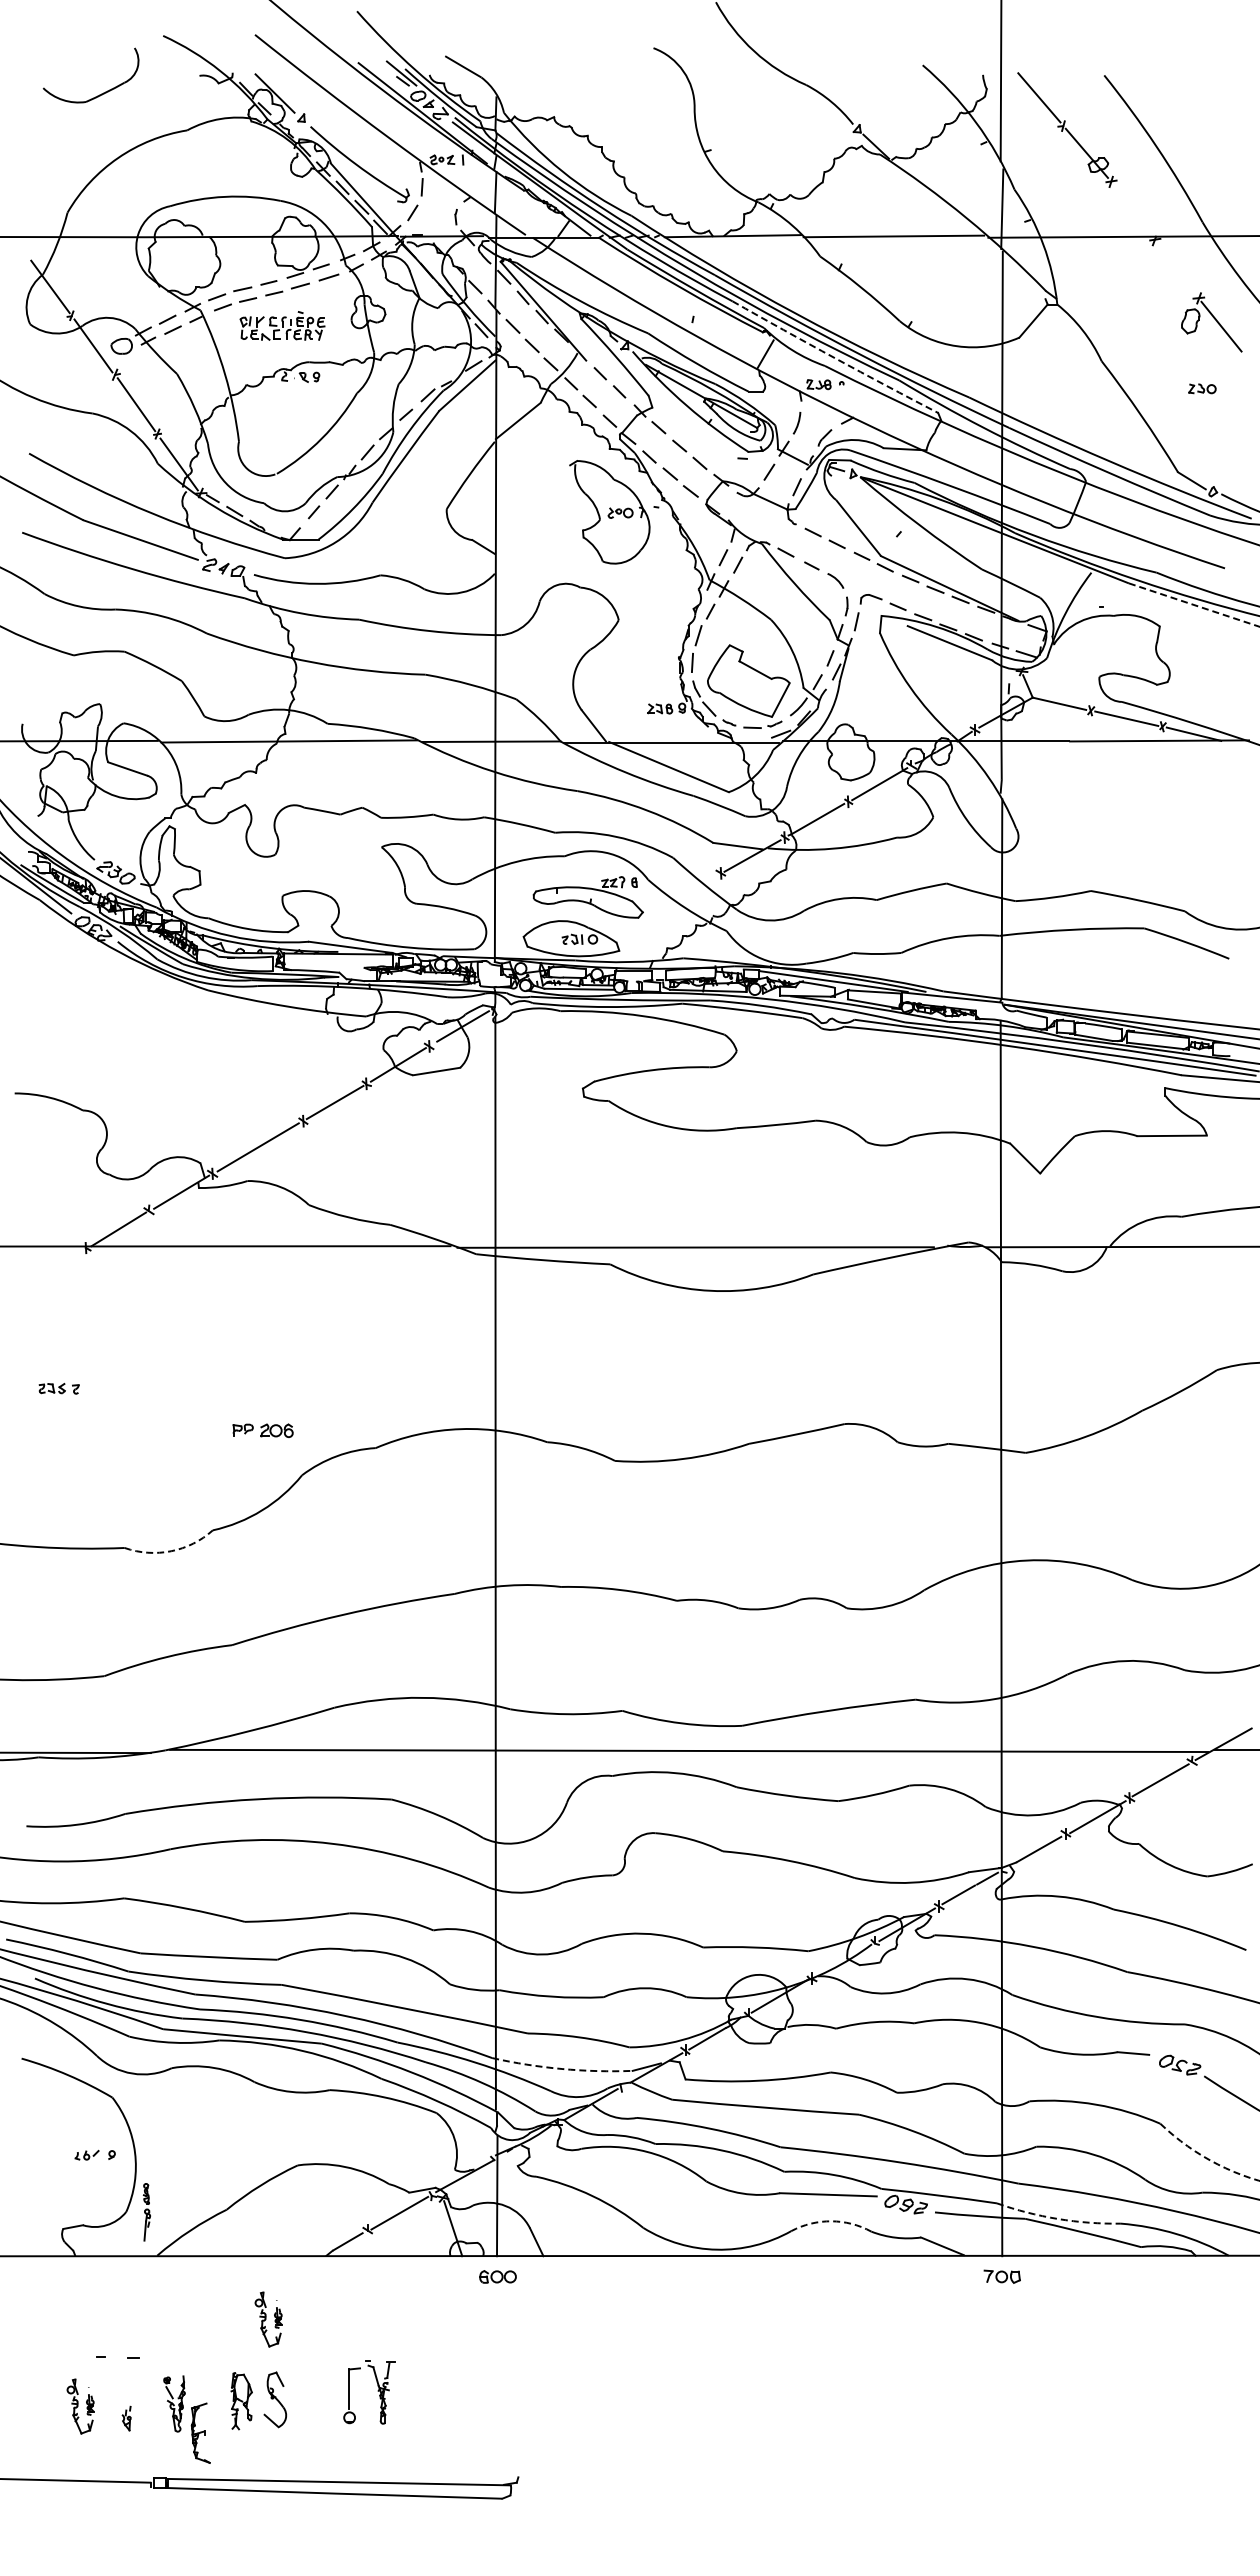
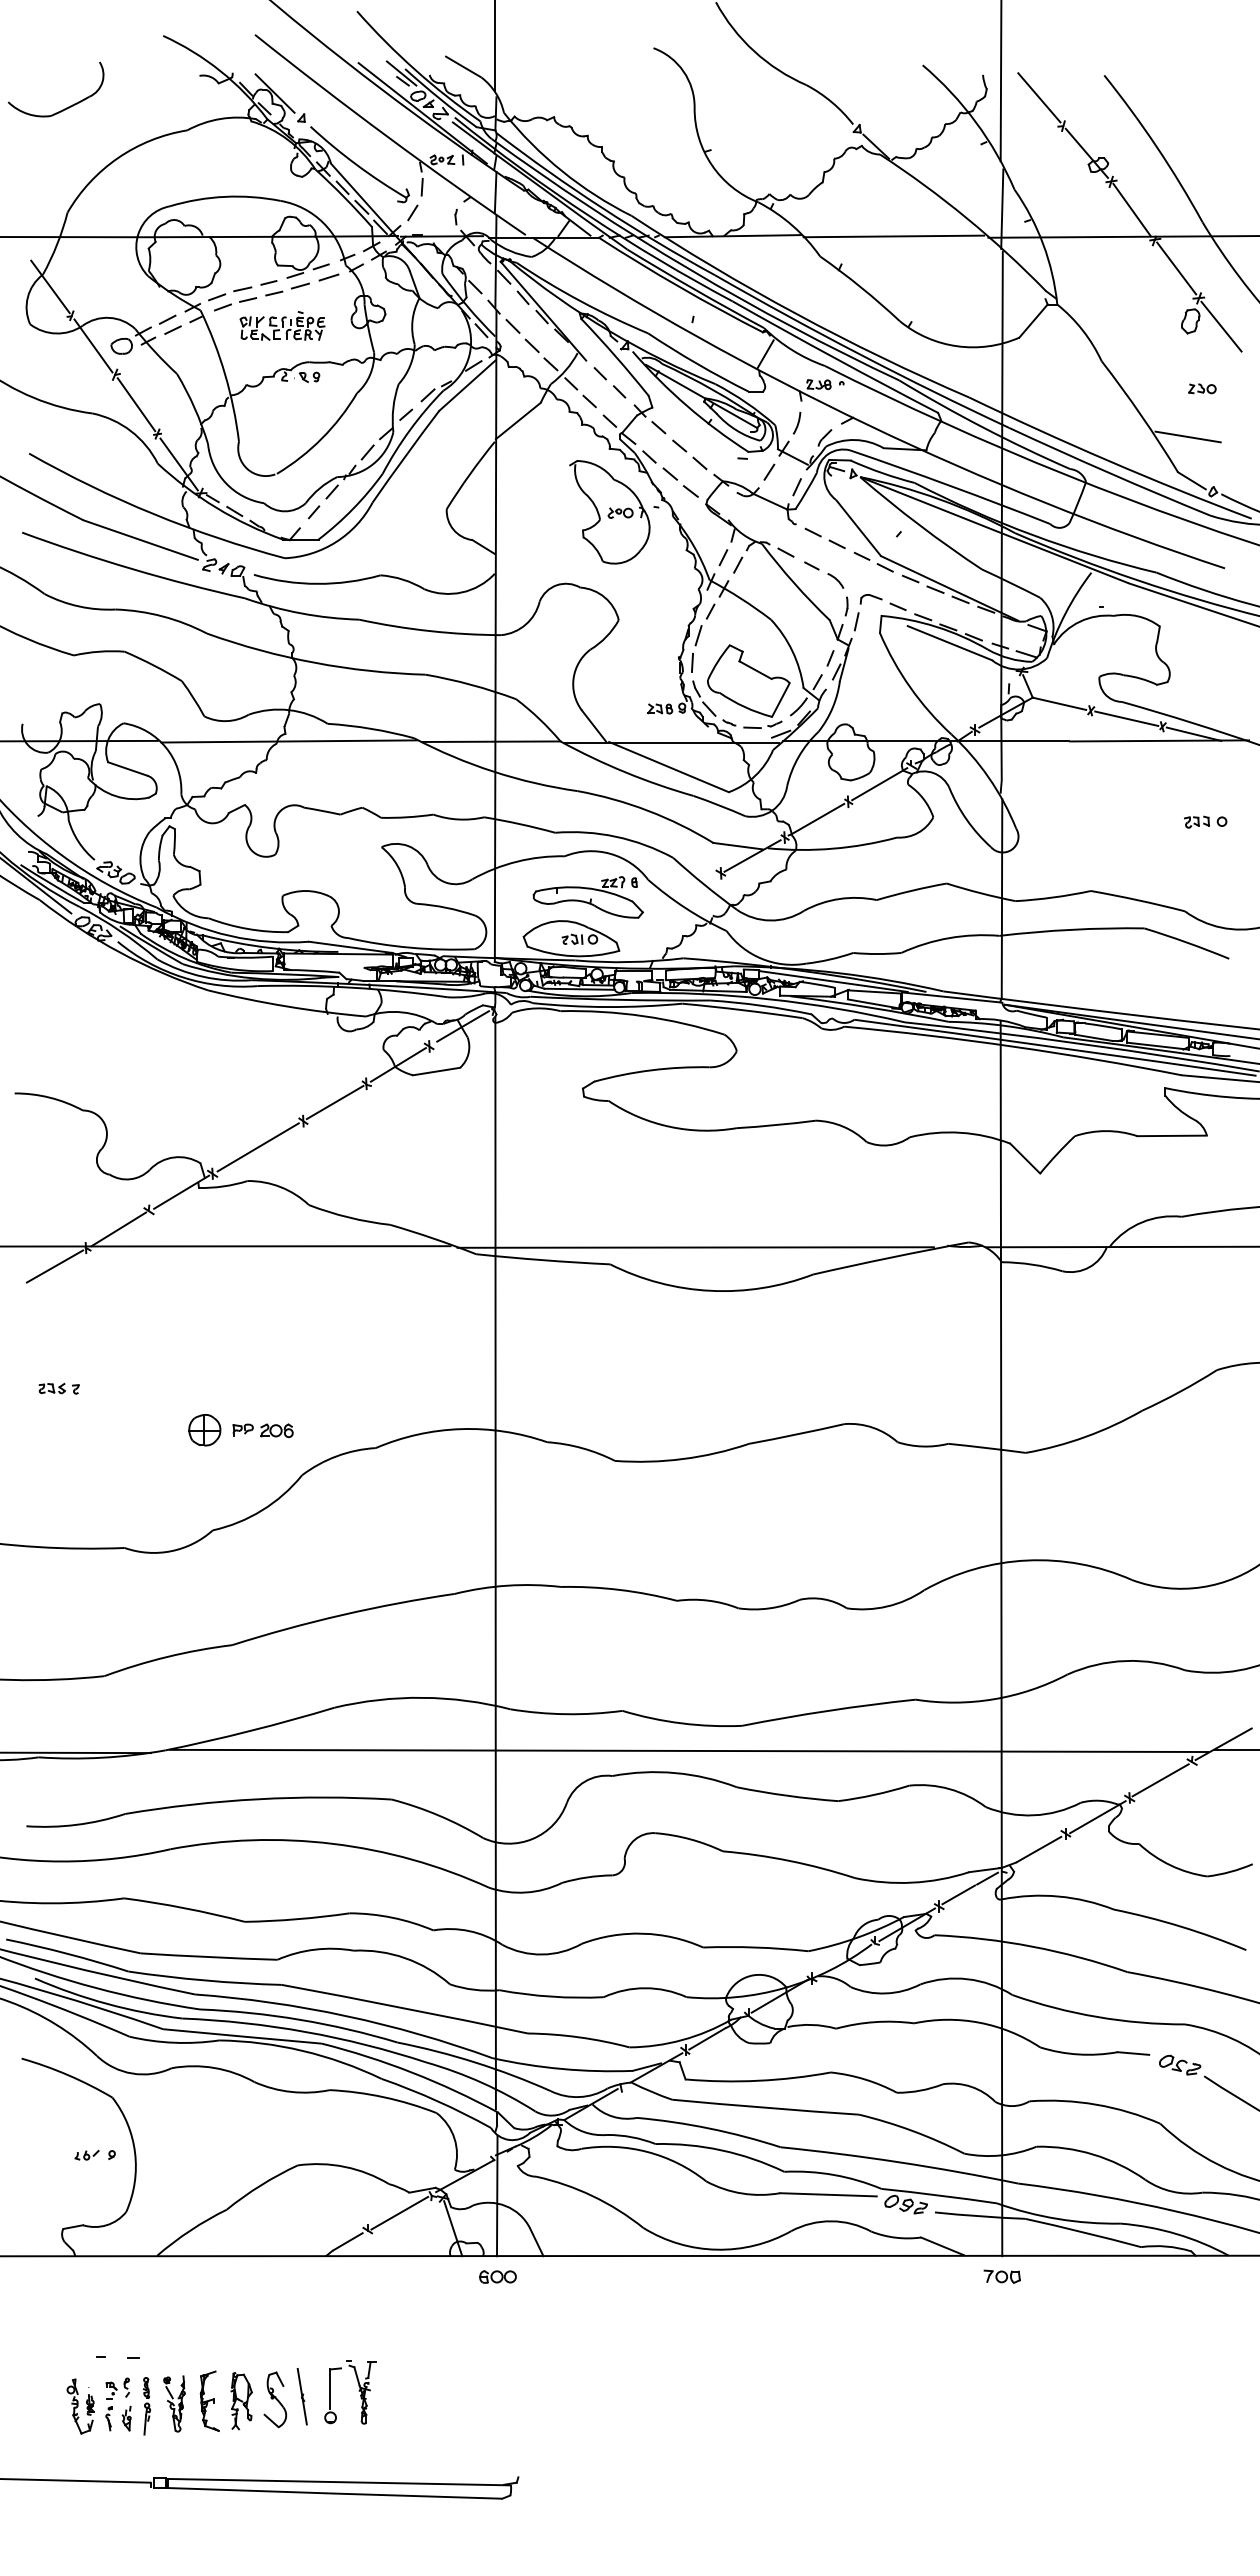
line: none -> present (494, 46)
part position: (99, 94) -> (64, 108) (64, 108)
line: none -> present (1131, 209)
line: none -> present (1176, 268)
arc: dashed -> solid (834, 358)
line: none -> present (1187, 436)
line: dashed -> solid (1194, 605)
part: none -> present (1205, 821)
line: none -> present (54, 1266)
part: none -> present (204, 1430)
arc: dashed -> solid (171, 1551)
arc: dashed -> solid (562, 2068)
arc: dashed -> solid (1206, 2158)
part position: (146, 2212) -> (146, 2406) (146, 2406)
arc: dashed -> solid (1057, 2218)
arc: dashed -> solid (831, 2221)
part: present -> none (268, 2319)
part position: (377, 2391) -> (358, 2391) (358, 2391)
part: none -> present (301, 2396)
part: none -> present (117, 2404)
part position: (200, 2432) -> (209, 2400) (209, 2400)
